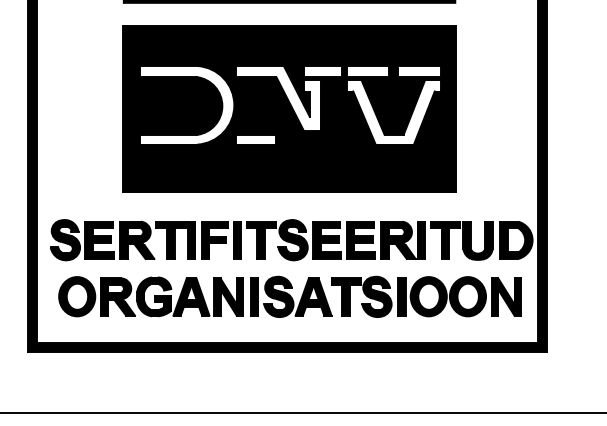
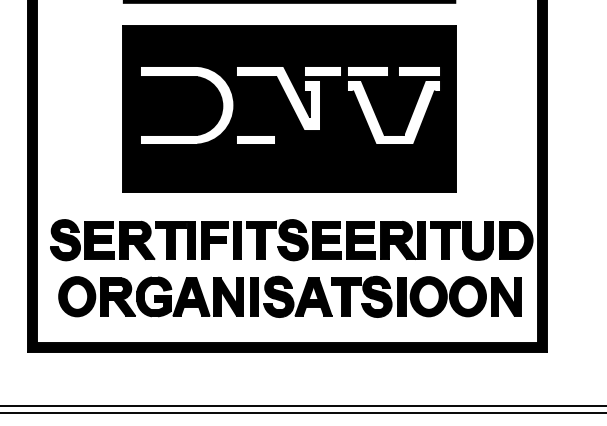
line: none -> present (302, 405)
